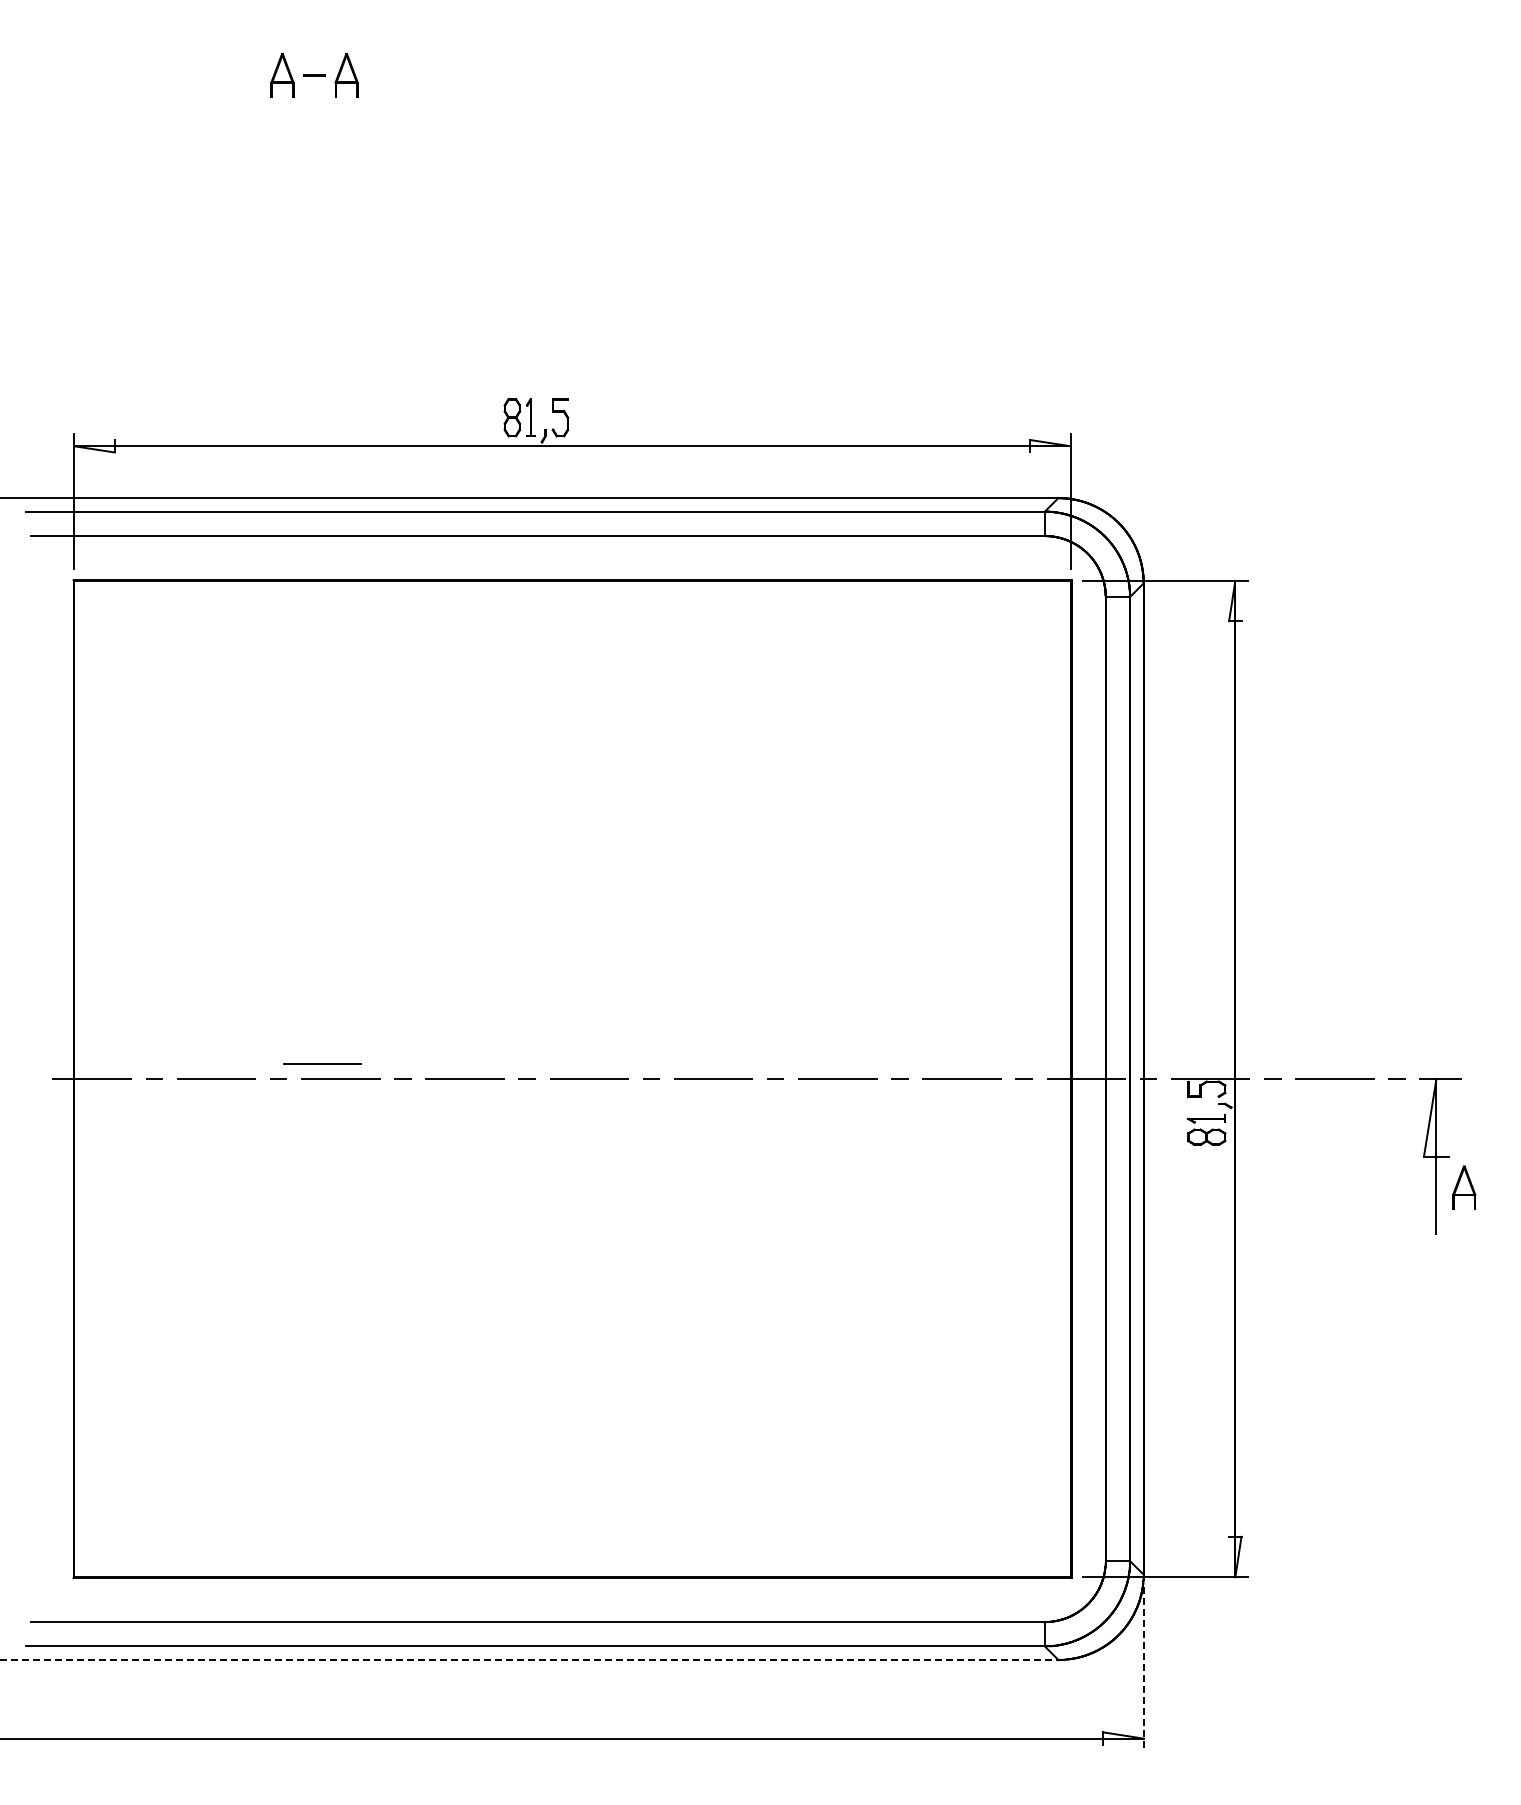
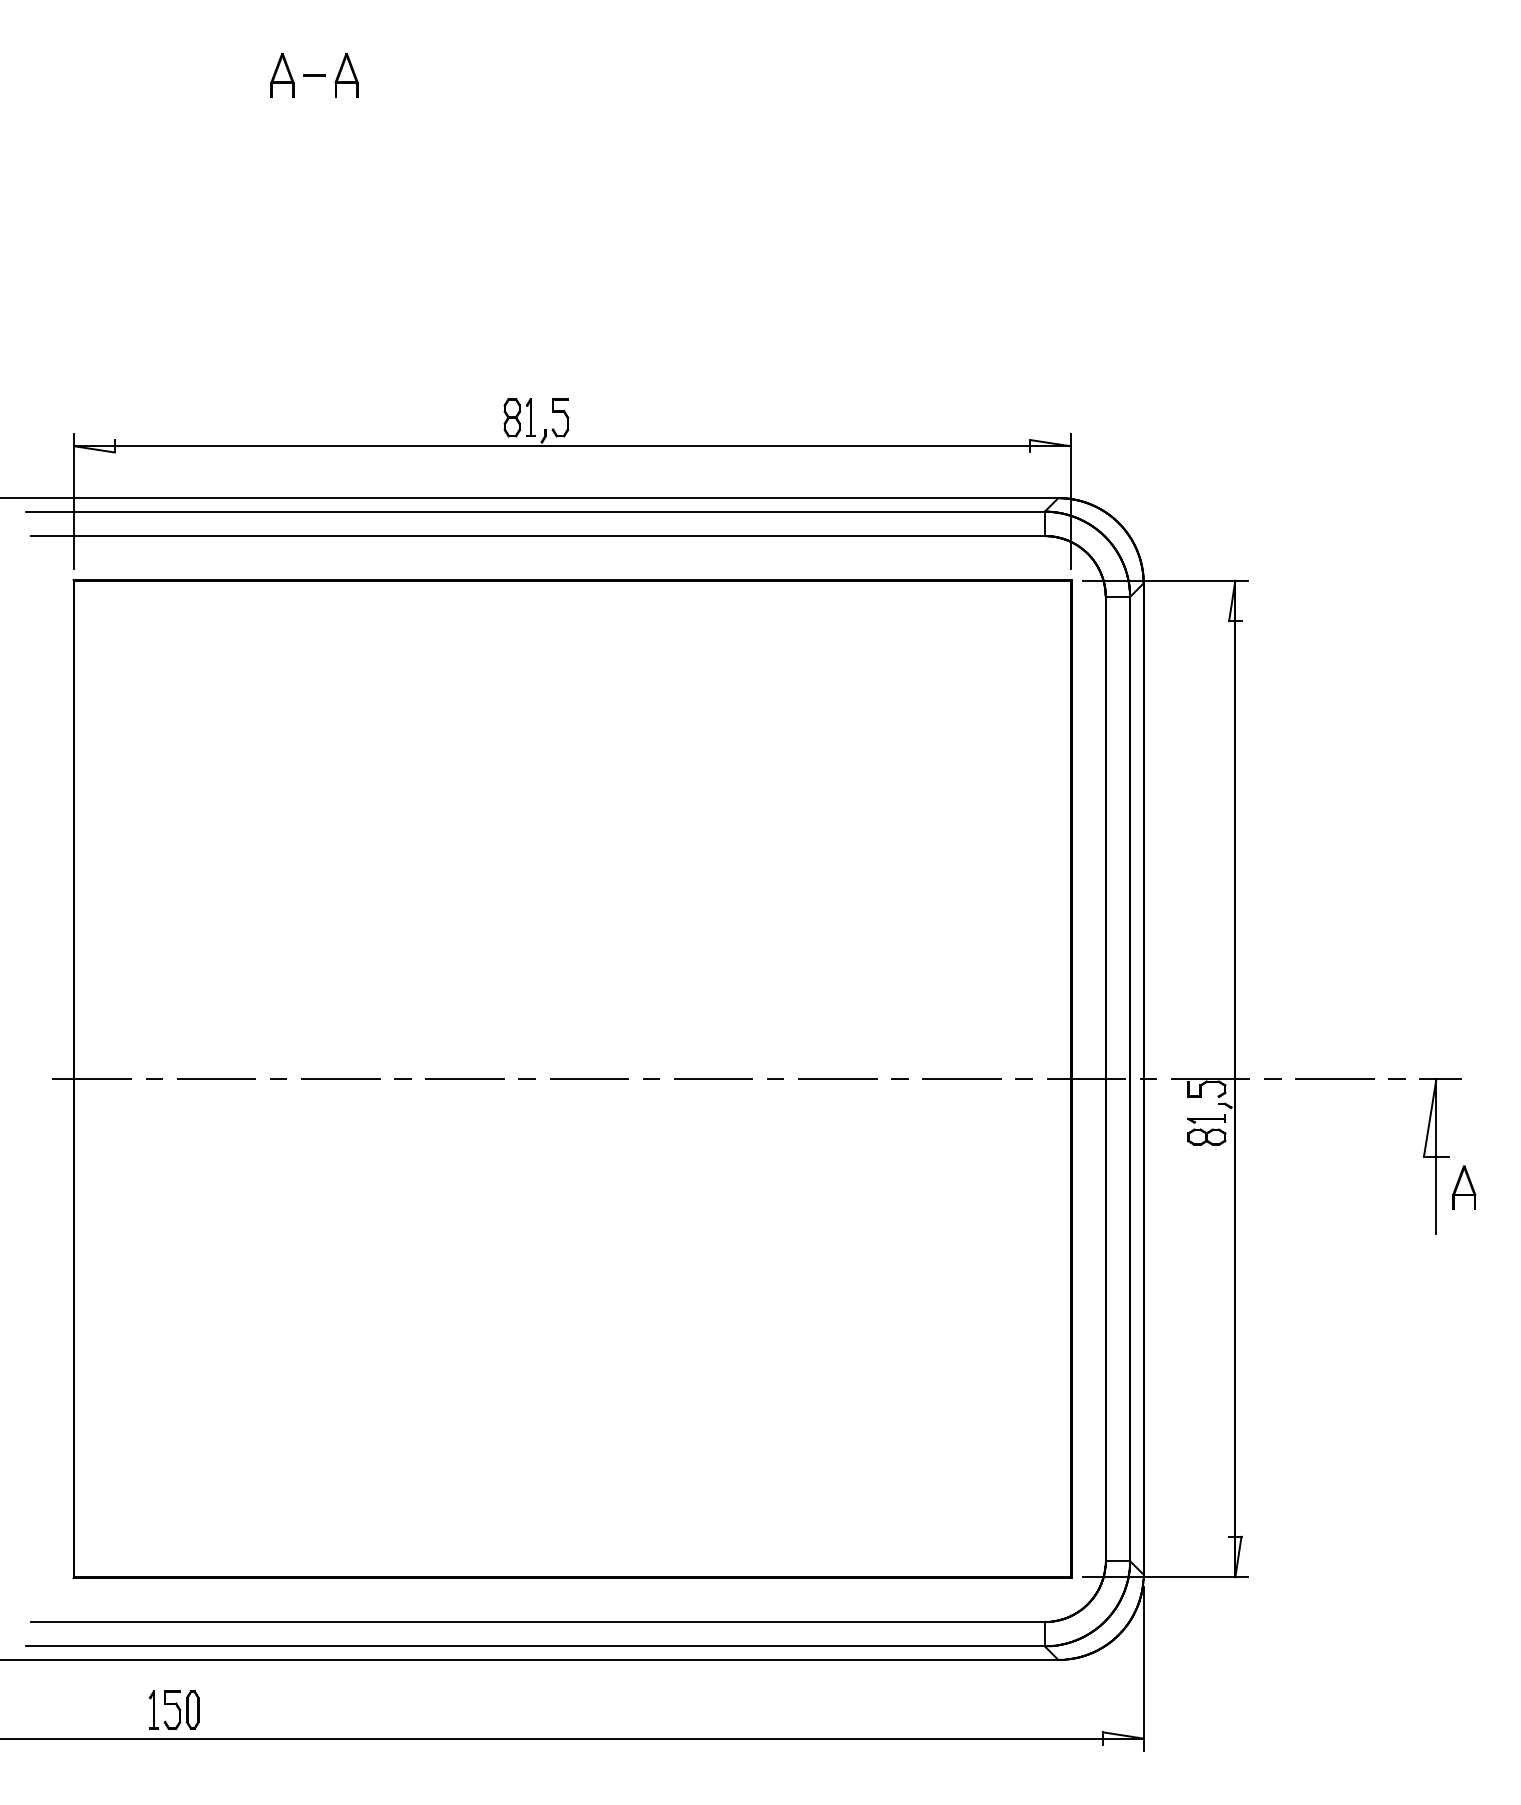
line: present -> none (322, 1063)
line: dashed -> solid (529, 1659)
line: dashed -> solid (1143, 1669)
part: none -> present (174, 1709)
